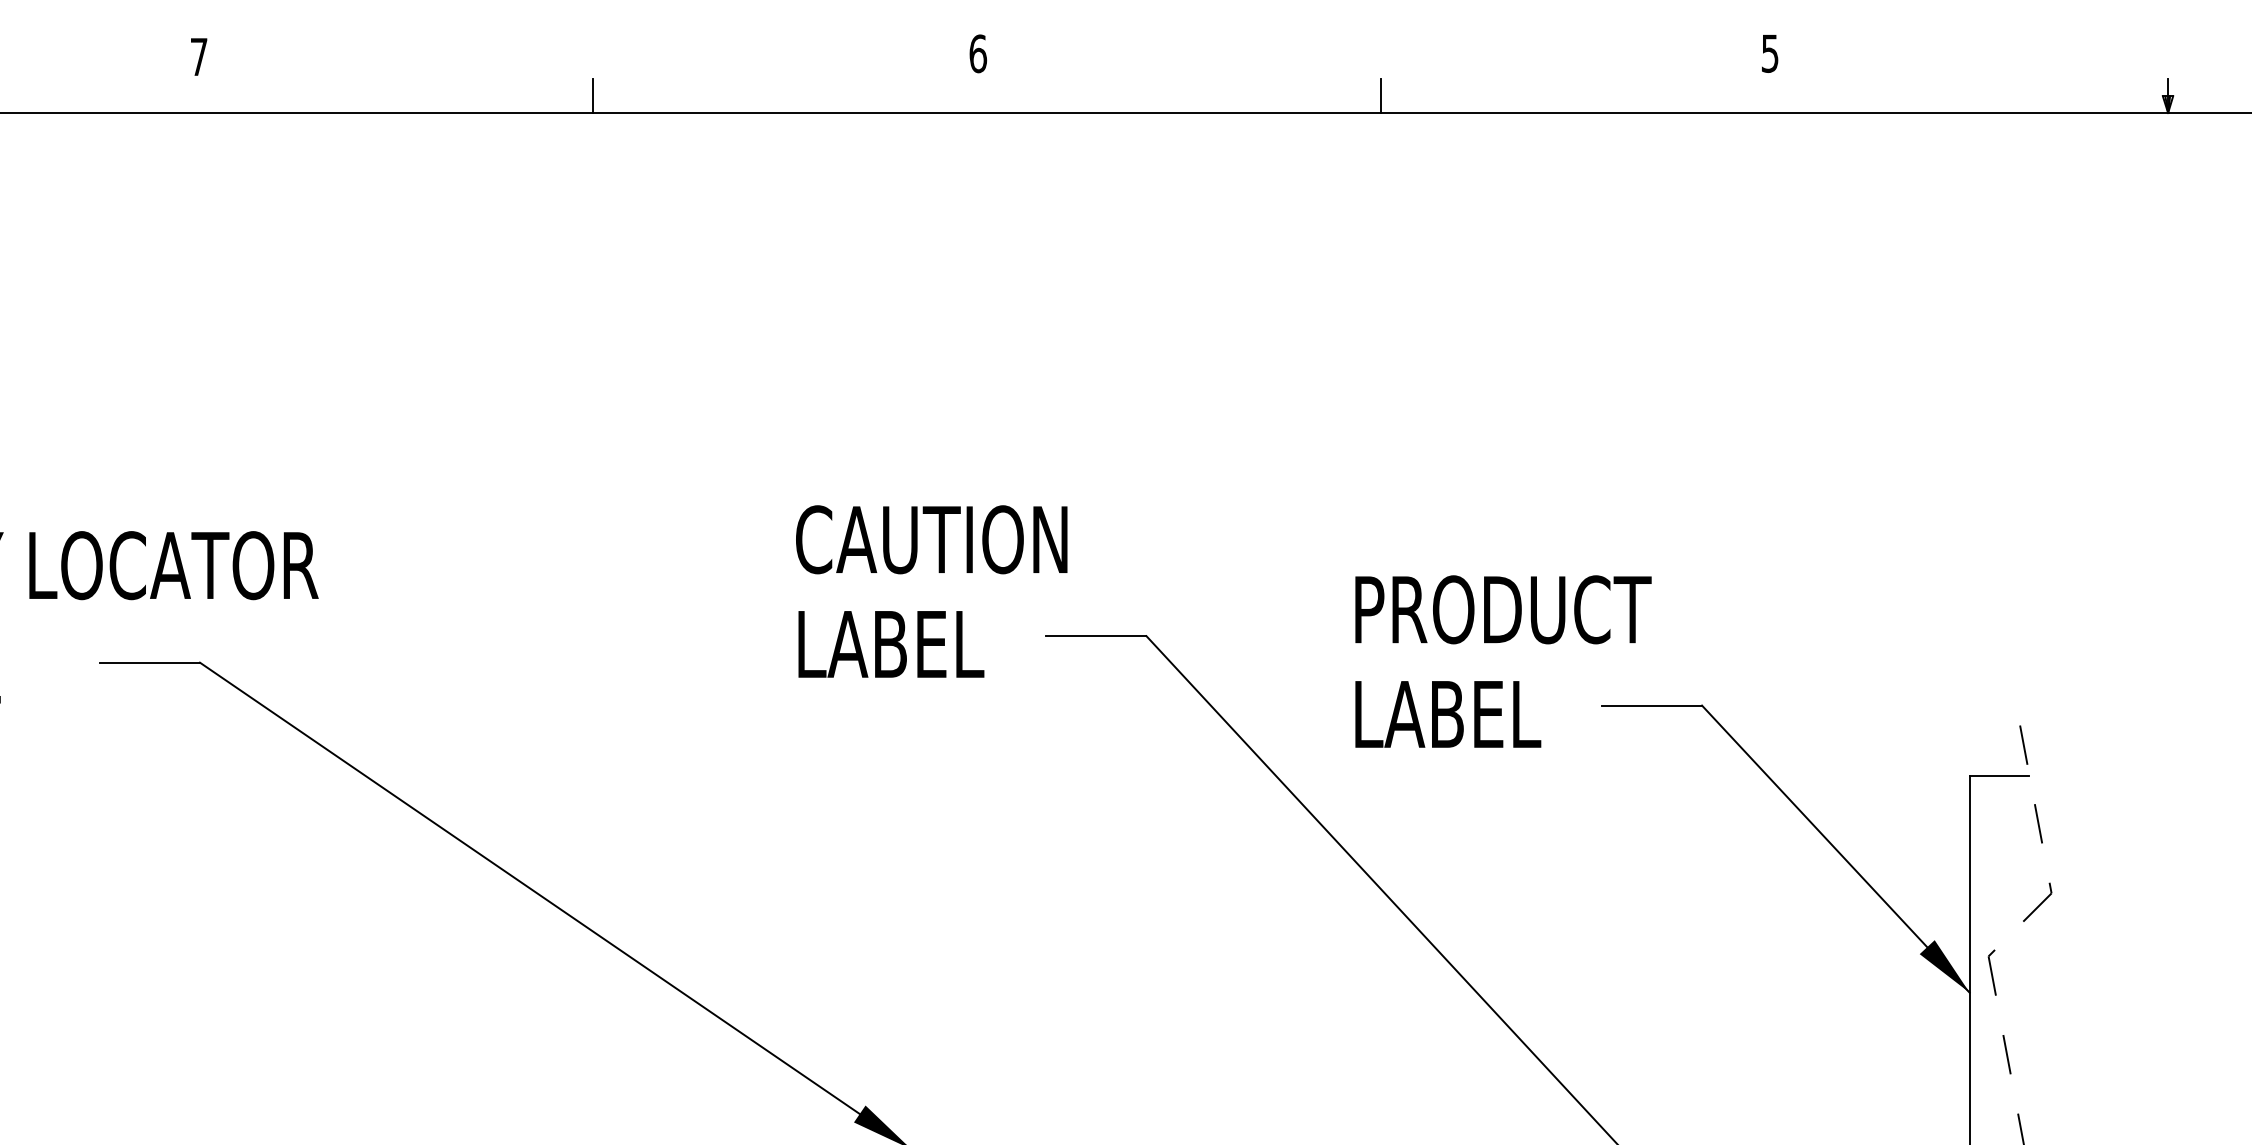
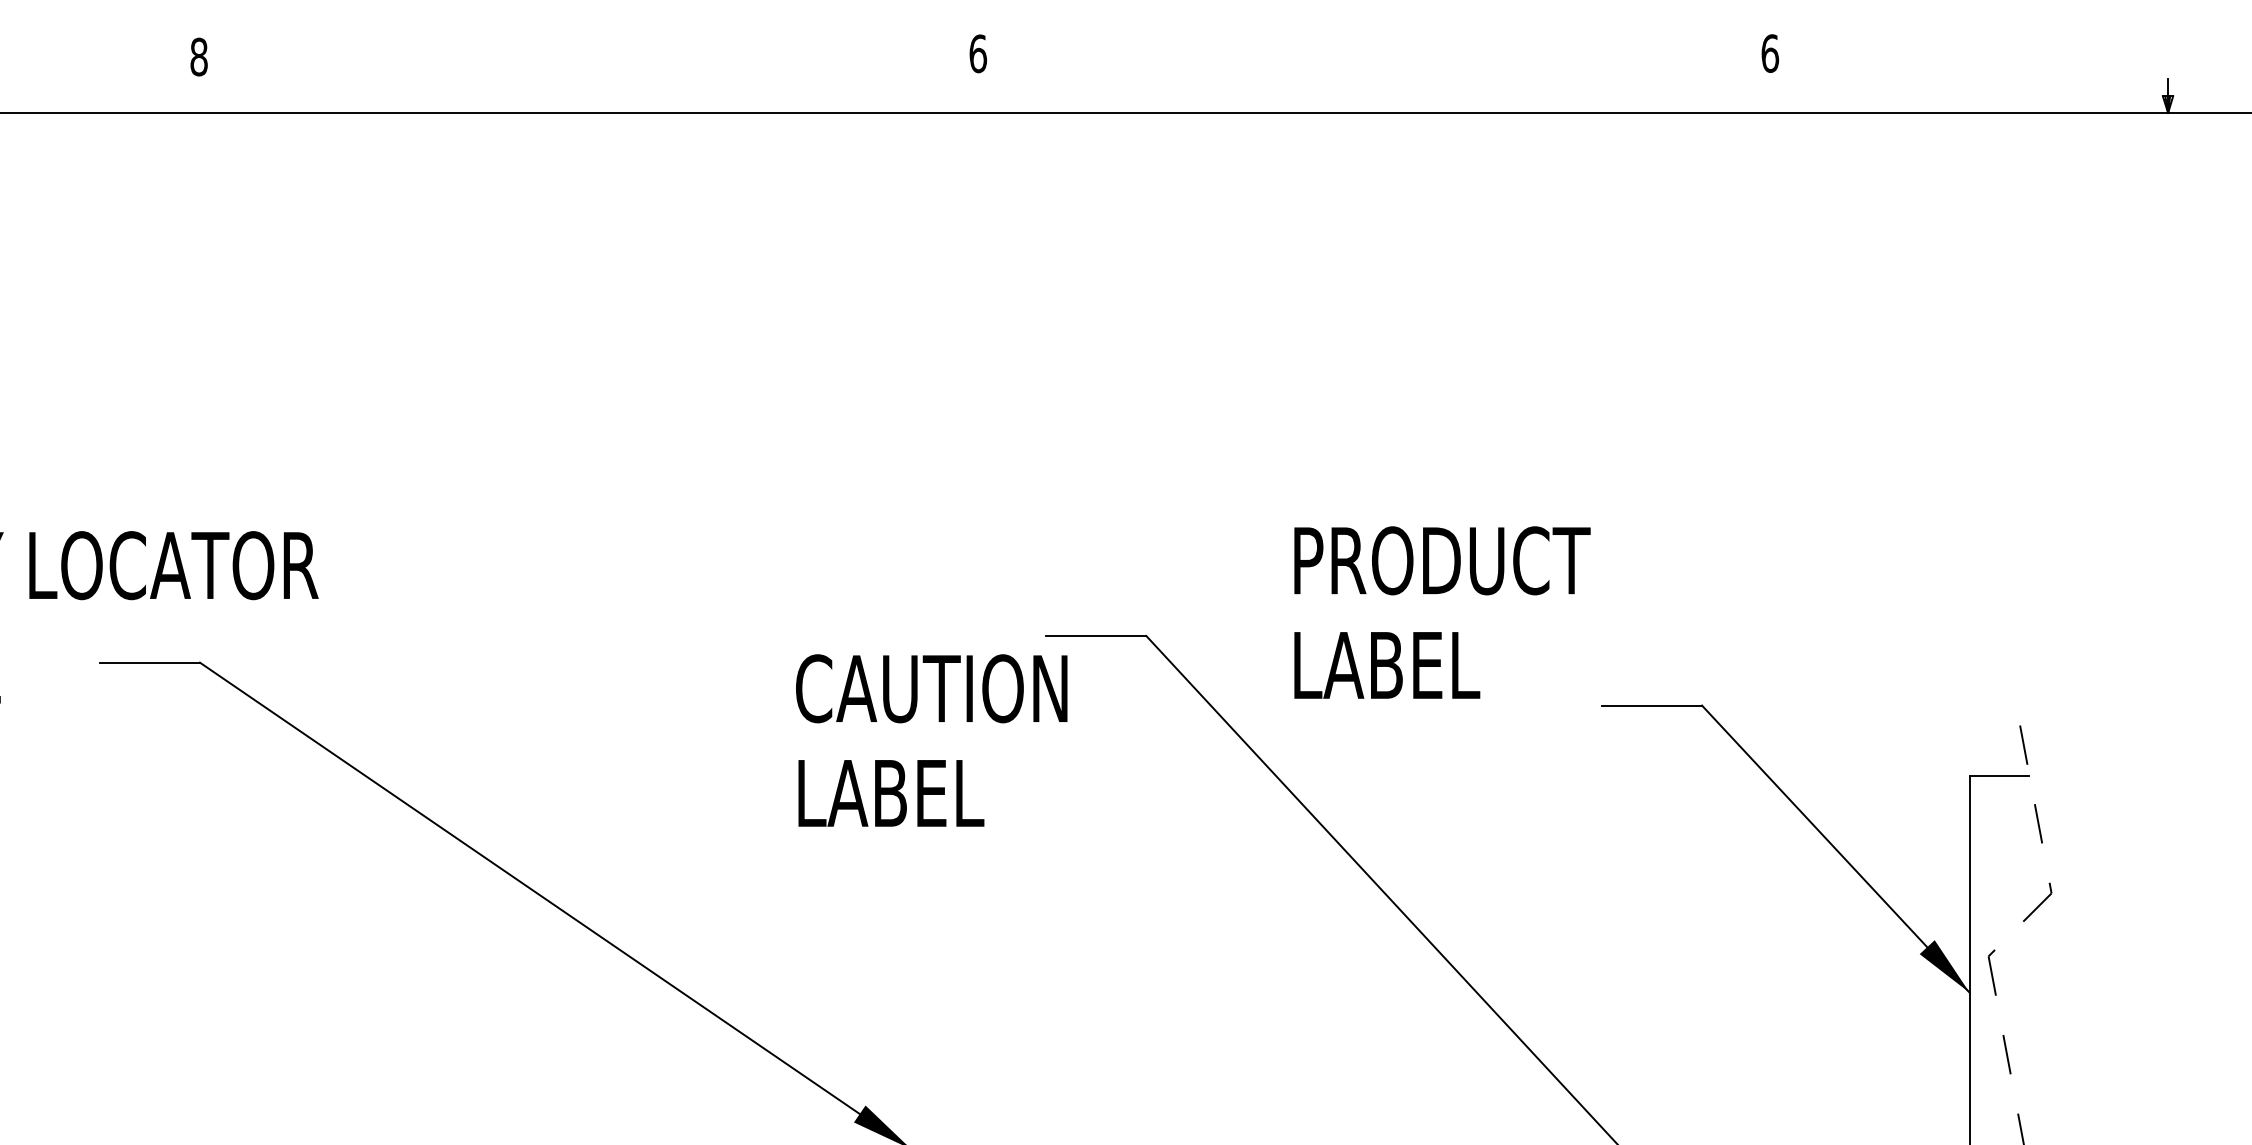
text: 5 -> 6 (1770, 53)
text: 7 -> 8 (198, 56)
line: present -> none (593, 95)
line: present -> none (1380, 95)
text position: (931, 591) -> (931, 740) (931, 740)
text position: (1503, 661) -> (1442, 612) (1442, 612)
